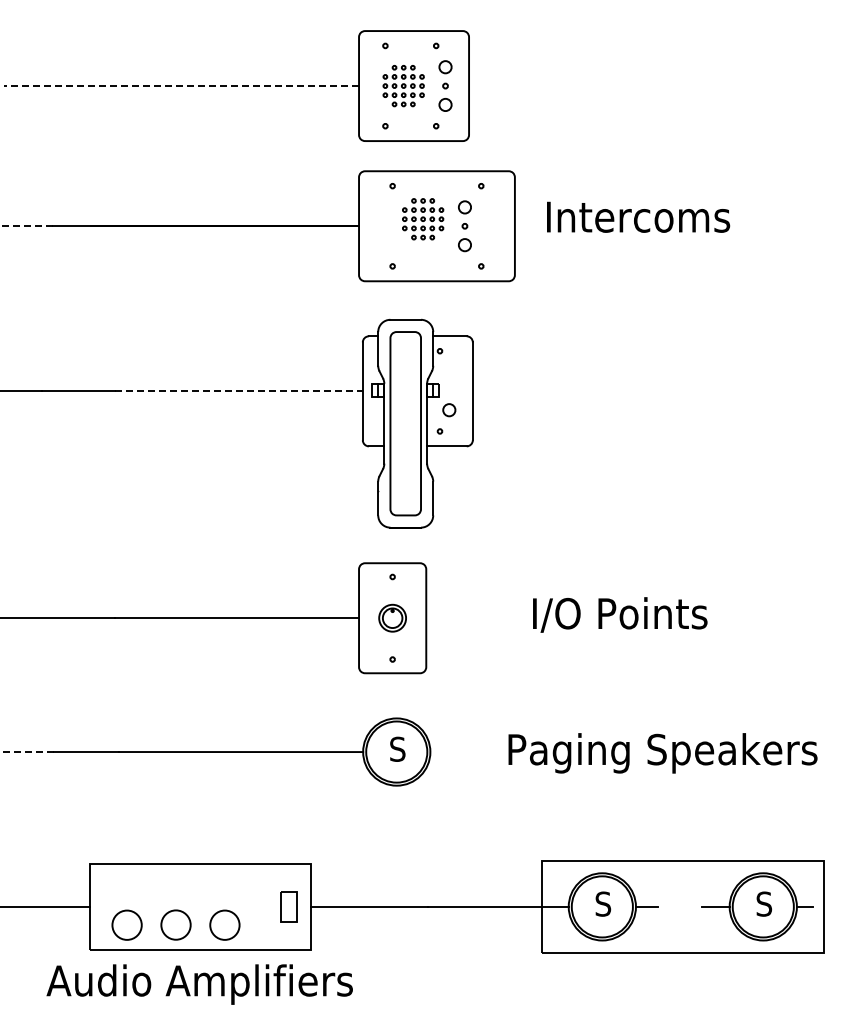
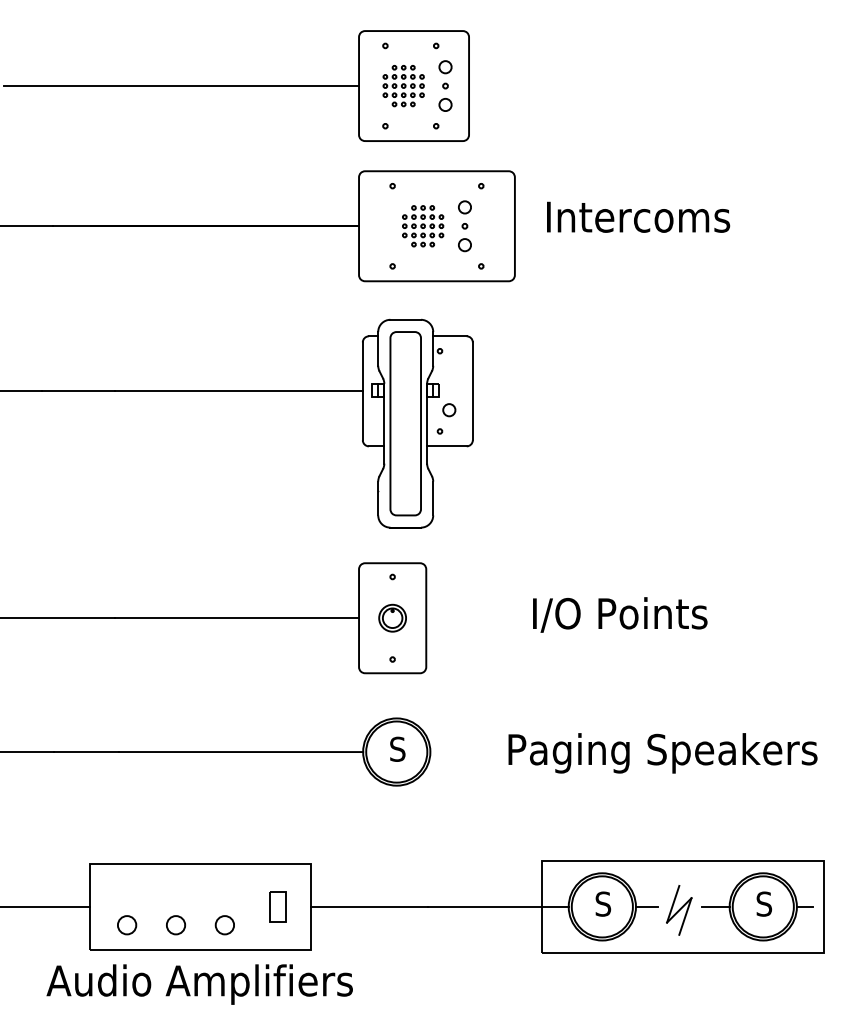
line: dashed -> solid (181, 86)
part position: (423, 219) -> (423, 226) (423, 226)
line: dashed -> solid (27, 226)
line: dashed -> solid (238, 391)
line: dashed -> solid (27, 752)
part position: (288, 906) -> (277, 906) (277, 906)
part: none -> present (679, 910)
circle diameter: 29 px -> 18 px (126, 925)
circle size: 32x32 px -> 20x21 px (175, 925)
circle diameter: 29 px -> 18 px (224, 925)
